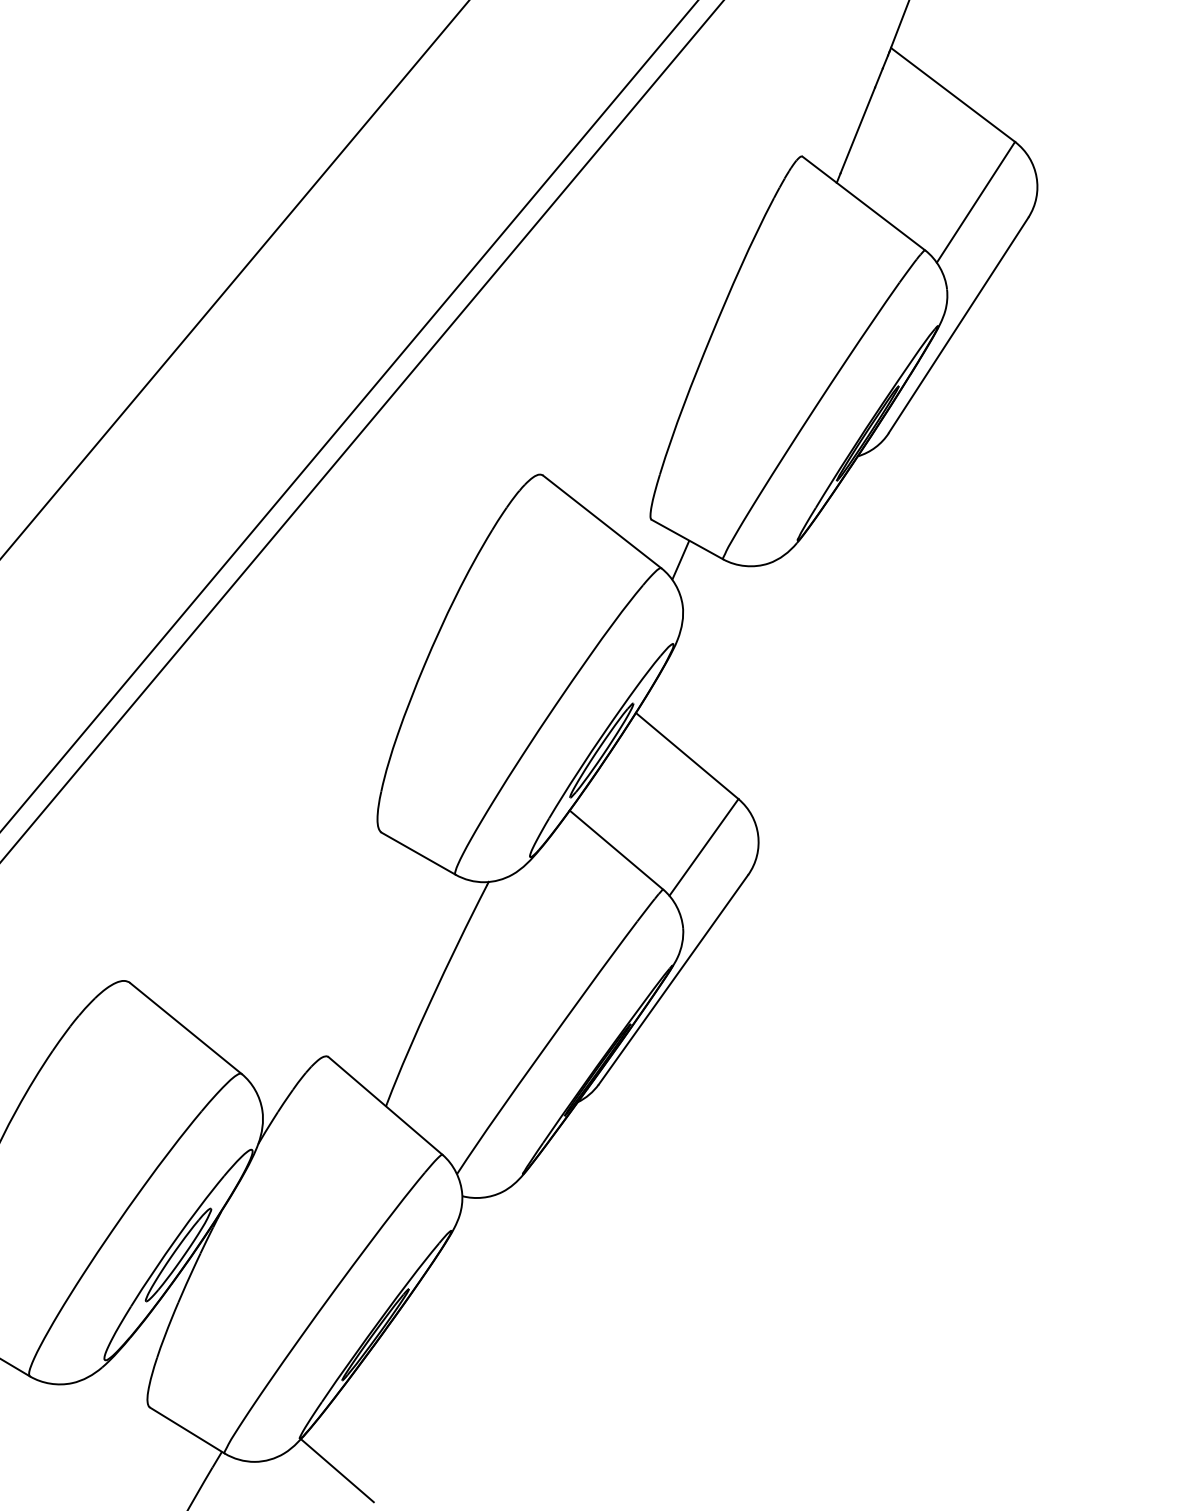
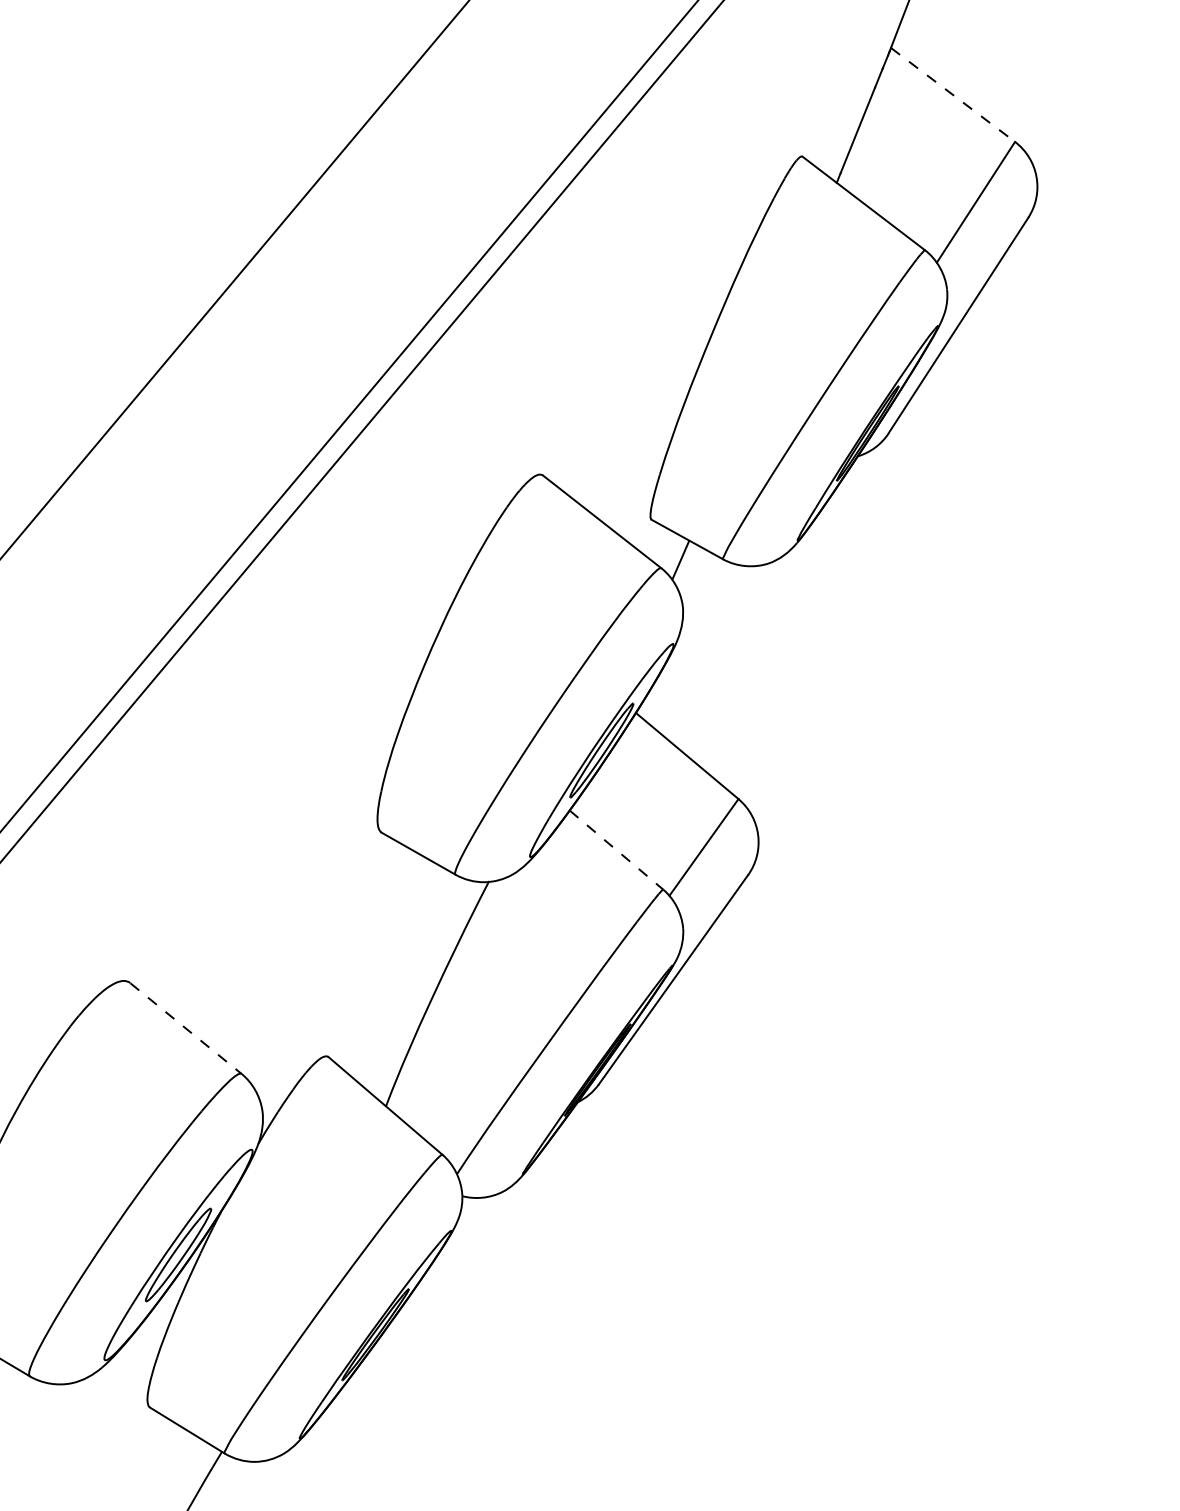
line: solid -> dashed (953, 94)
line: solid -> dashed (616, 850)
line: solid -> dashed (186, 1028)
line: present -> none (337, 1470)
